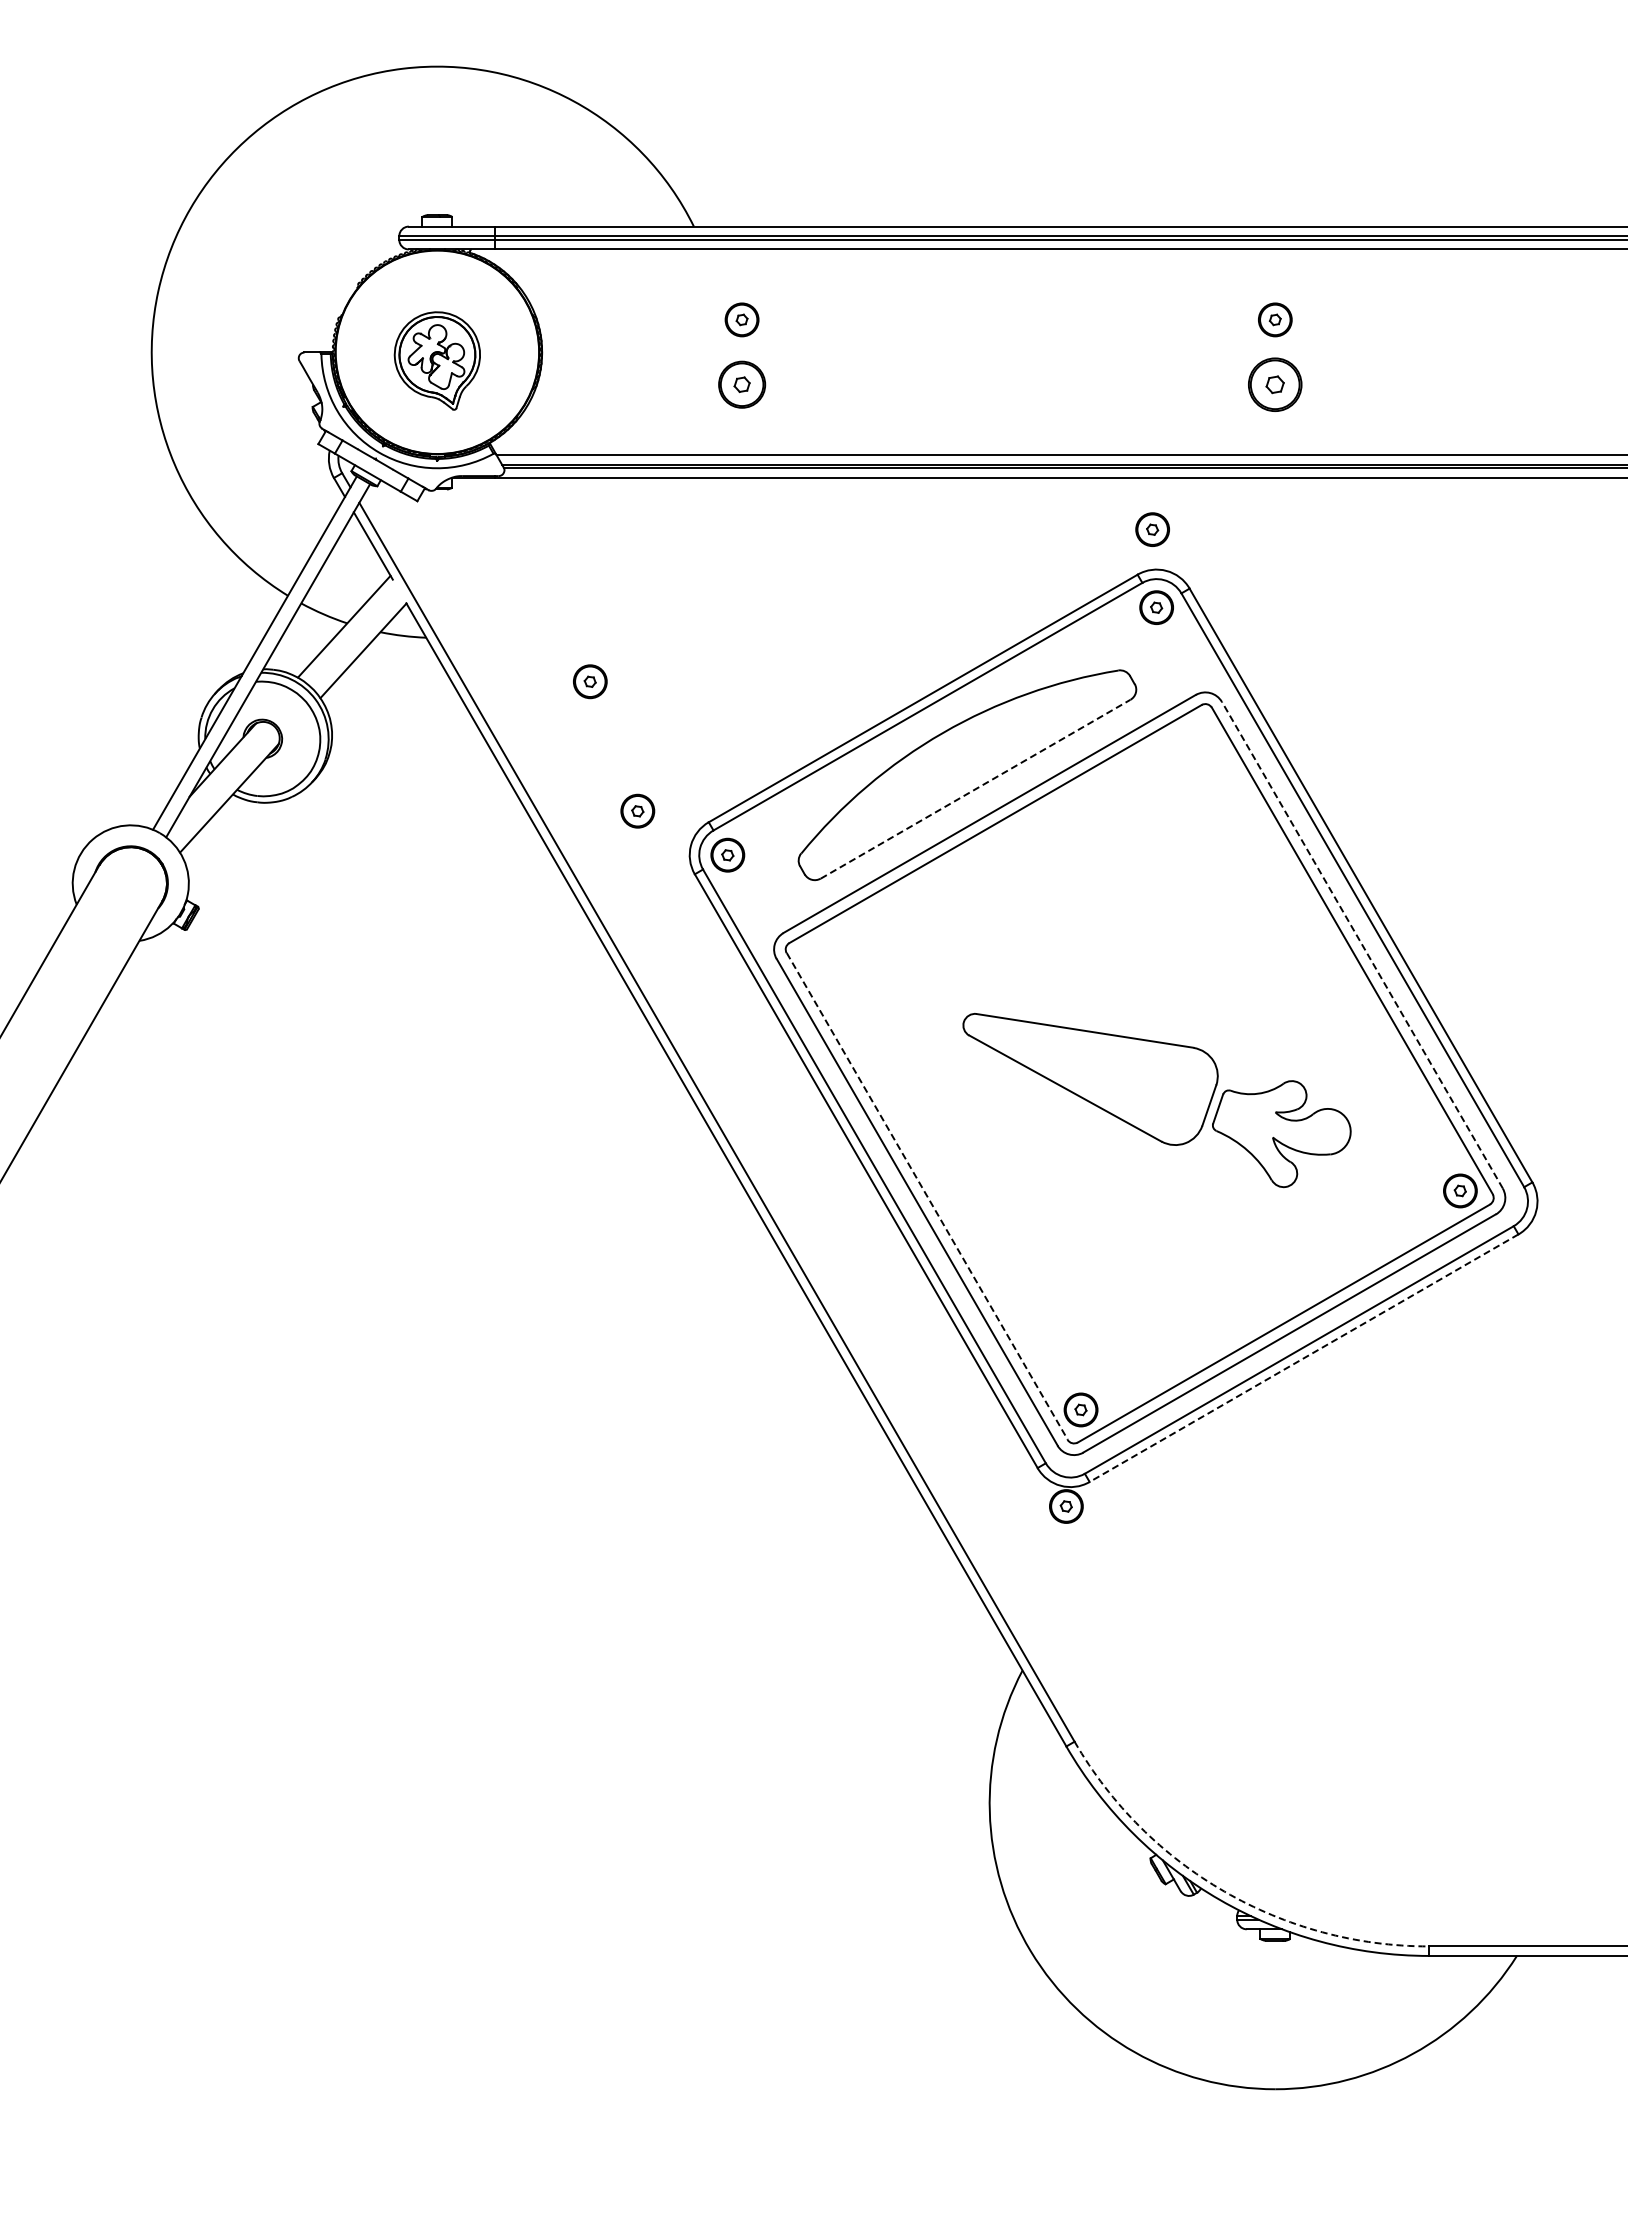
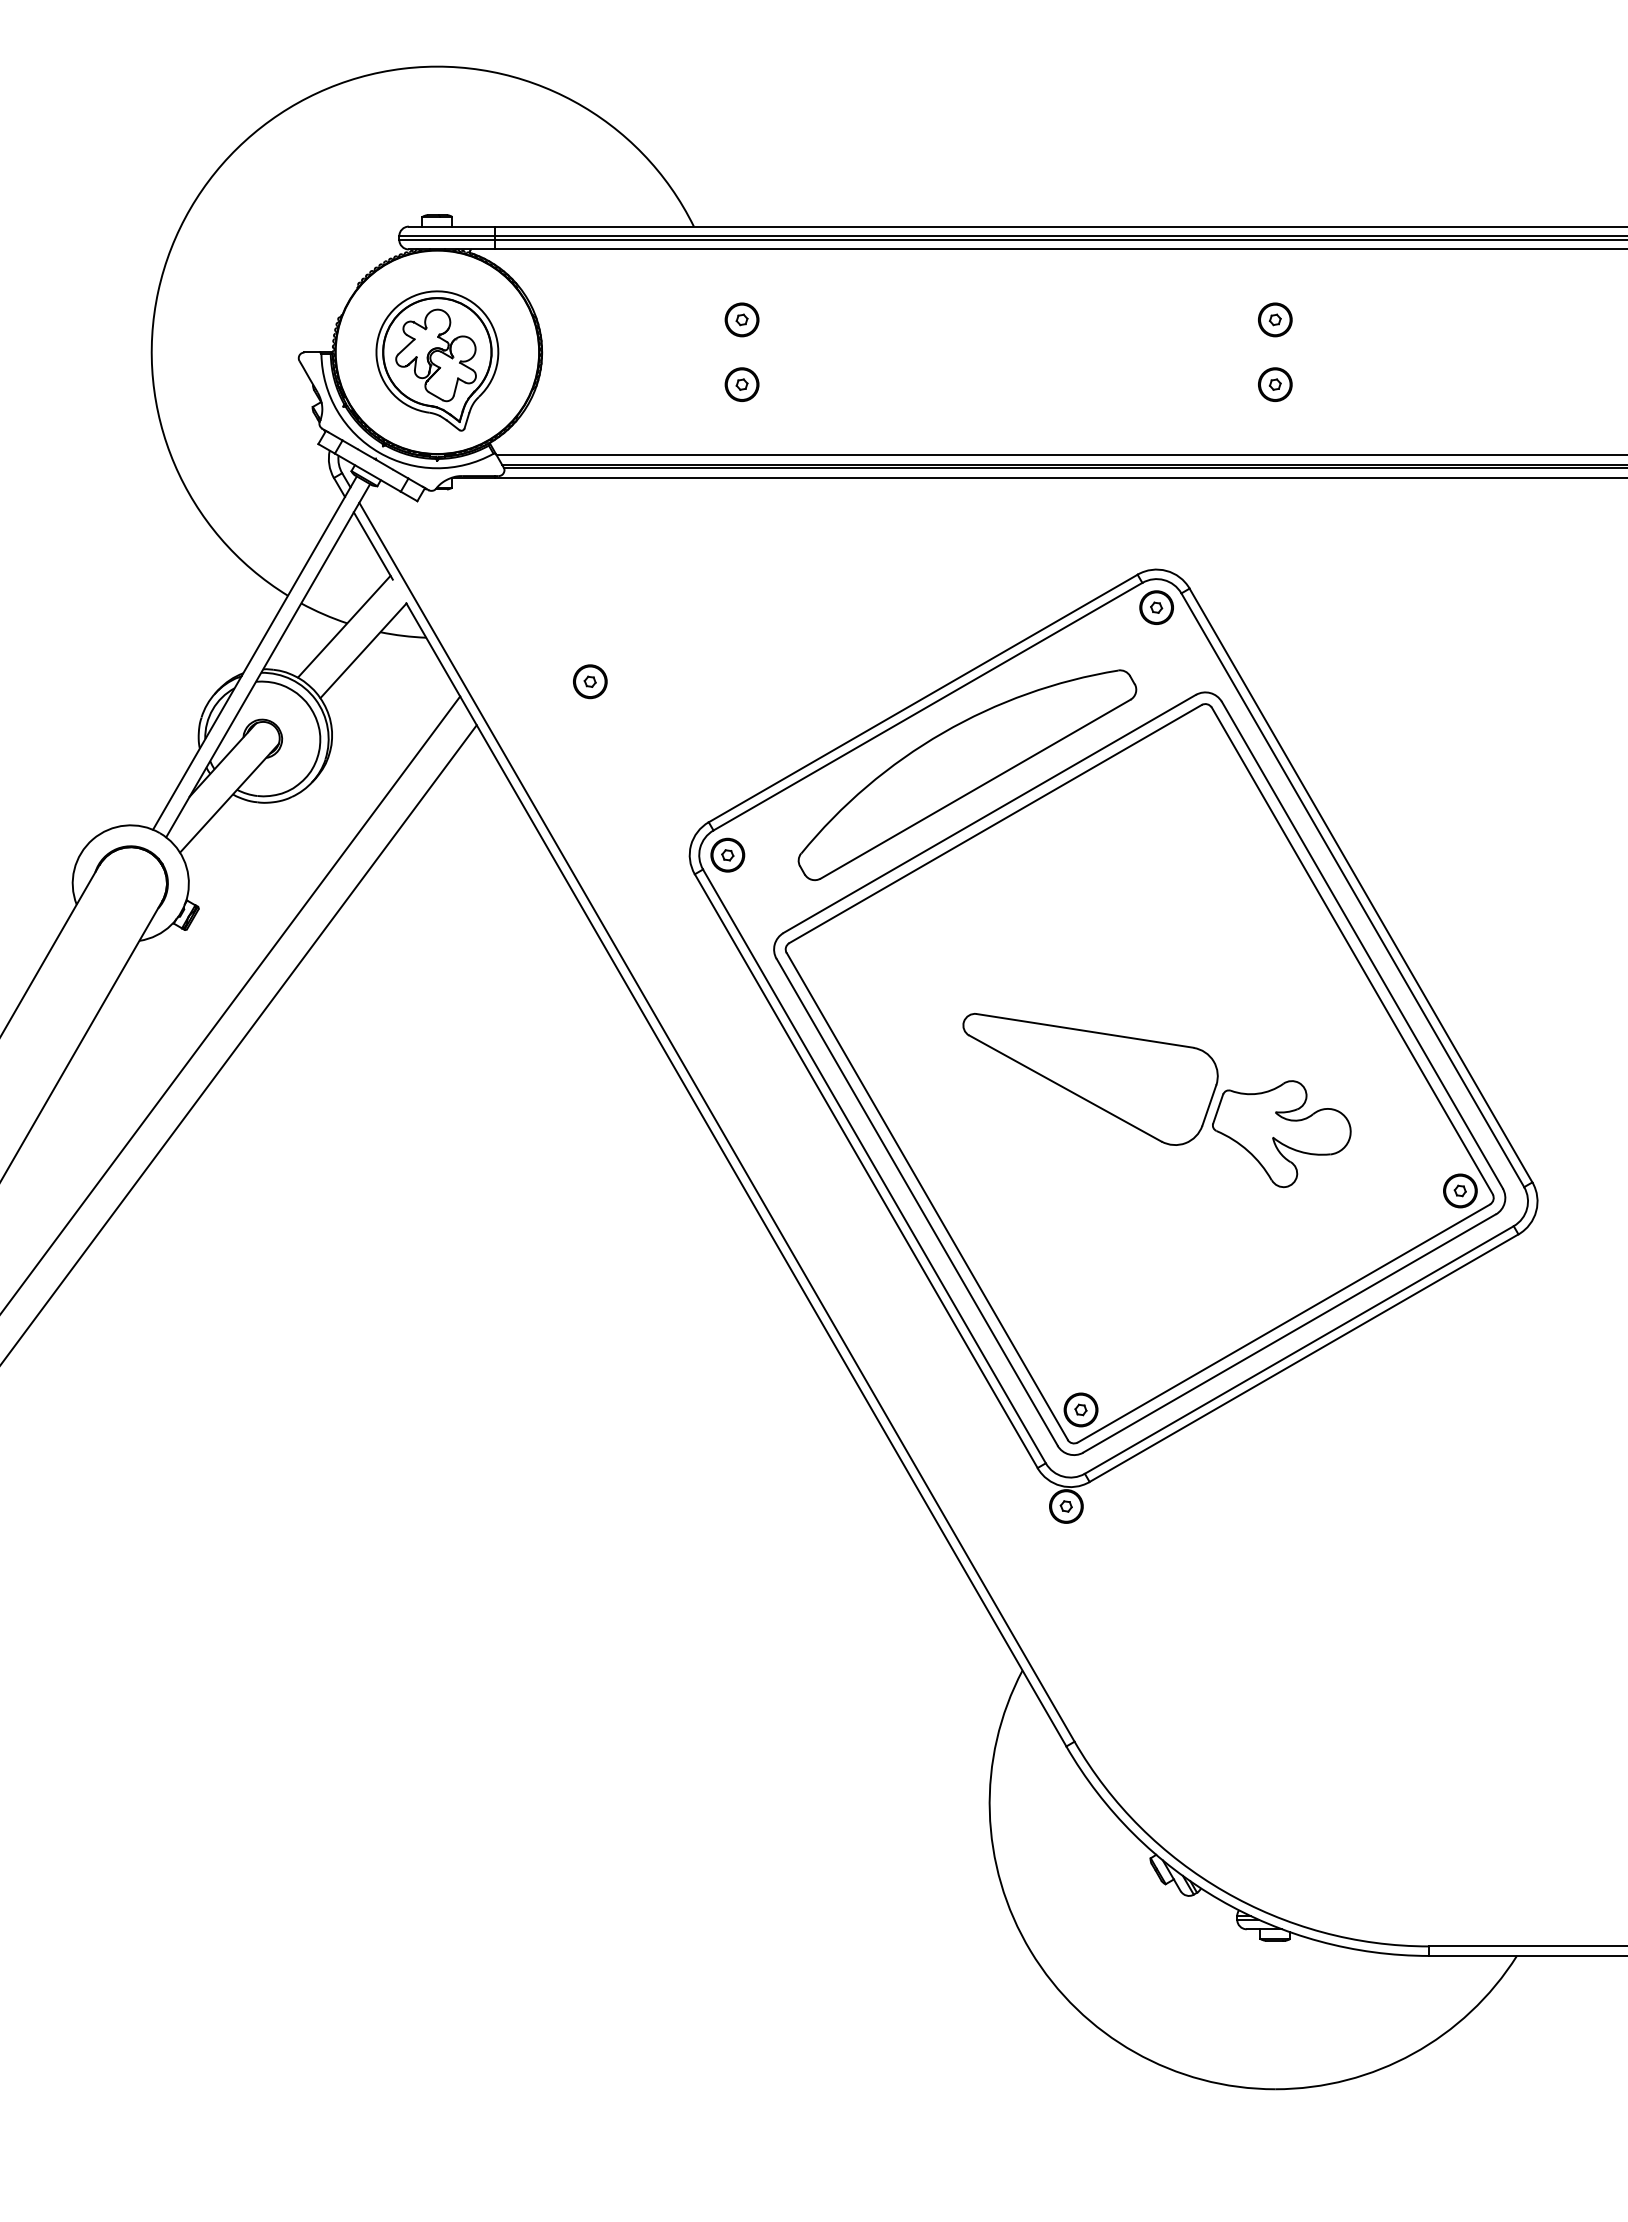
part size: 88x100 px -> 125x142 px (437, 360)
part size: 49x49 px -> 36x35 px (741, 384)
part size: 55x55 px -> 35x35 px (1275, 384)
part: present -> none (1152, 529)
line: dashed -> solid (975, 789)
part: present -> none (637, 810)
line: dashed -> solid (1362, 945)
line: none -> present (231, 1004)
line: none -> present (239, 1044)
line: dashed -> solid (927, 1196)
line: dashed -> solid (1304, 1358)
arc: dashed -> solid (1224, 1891)
